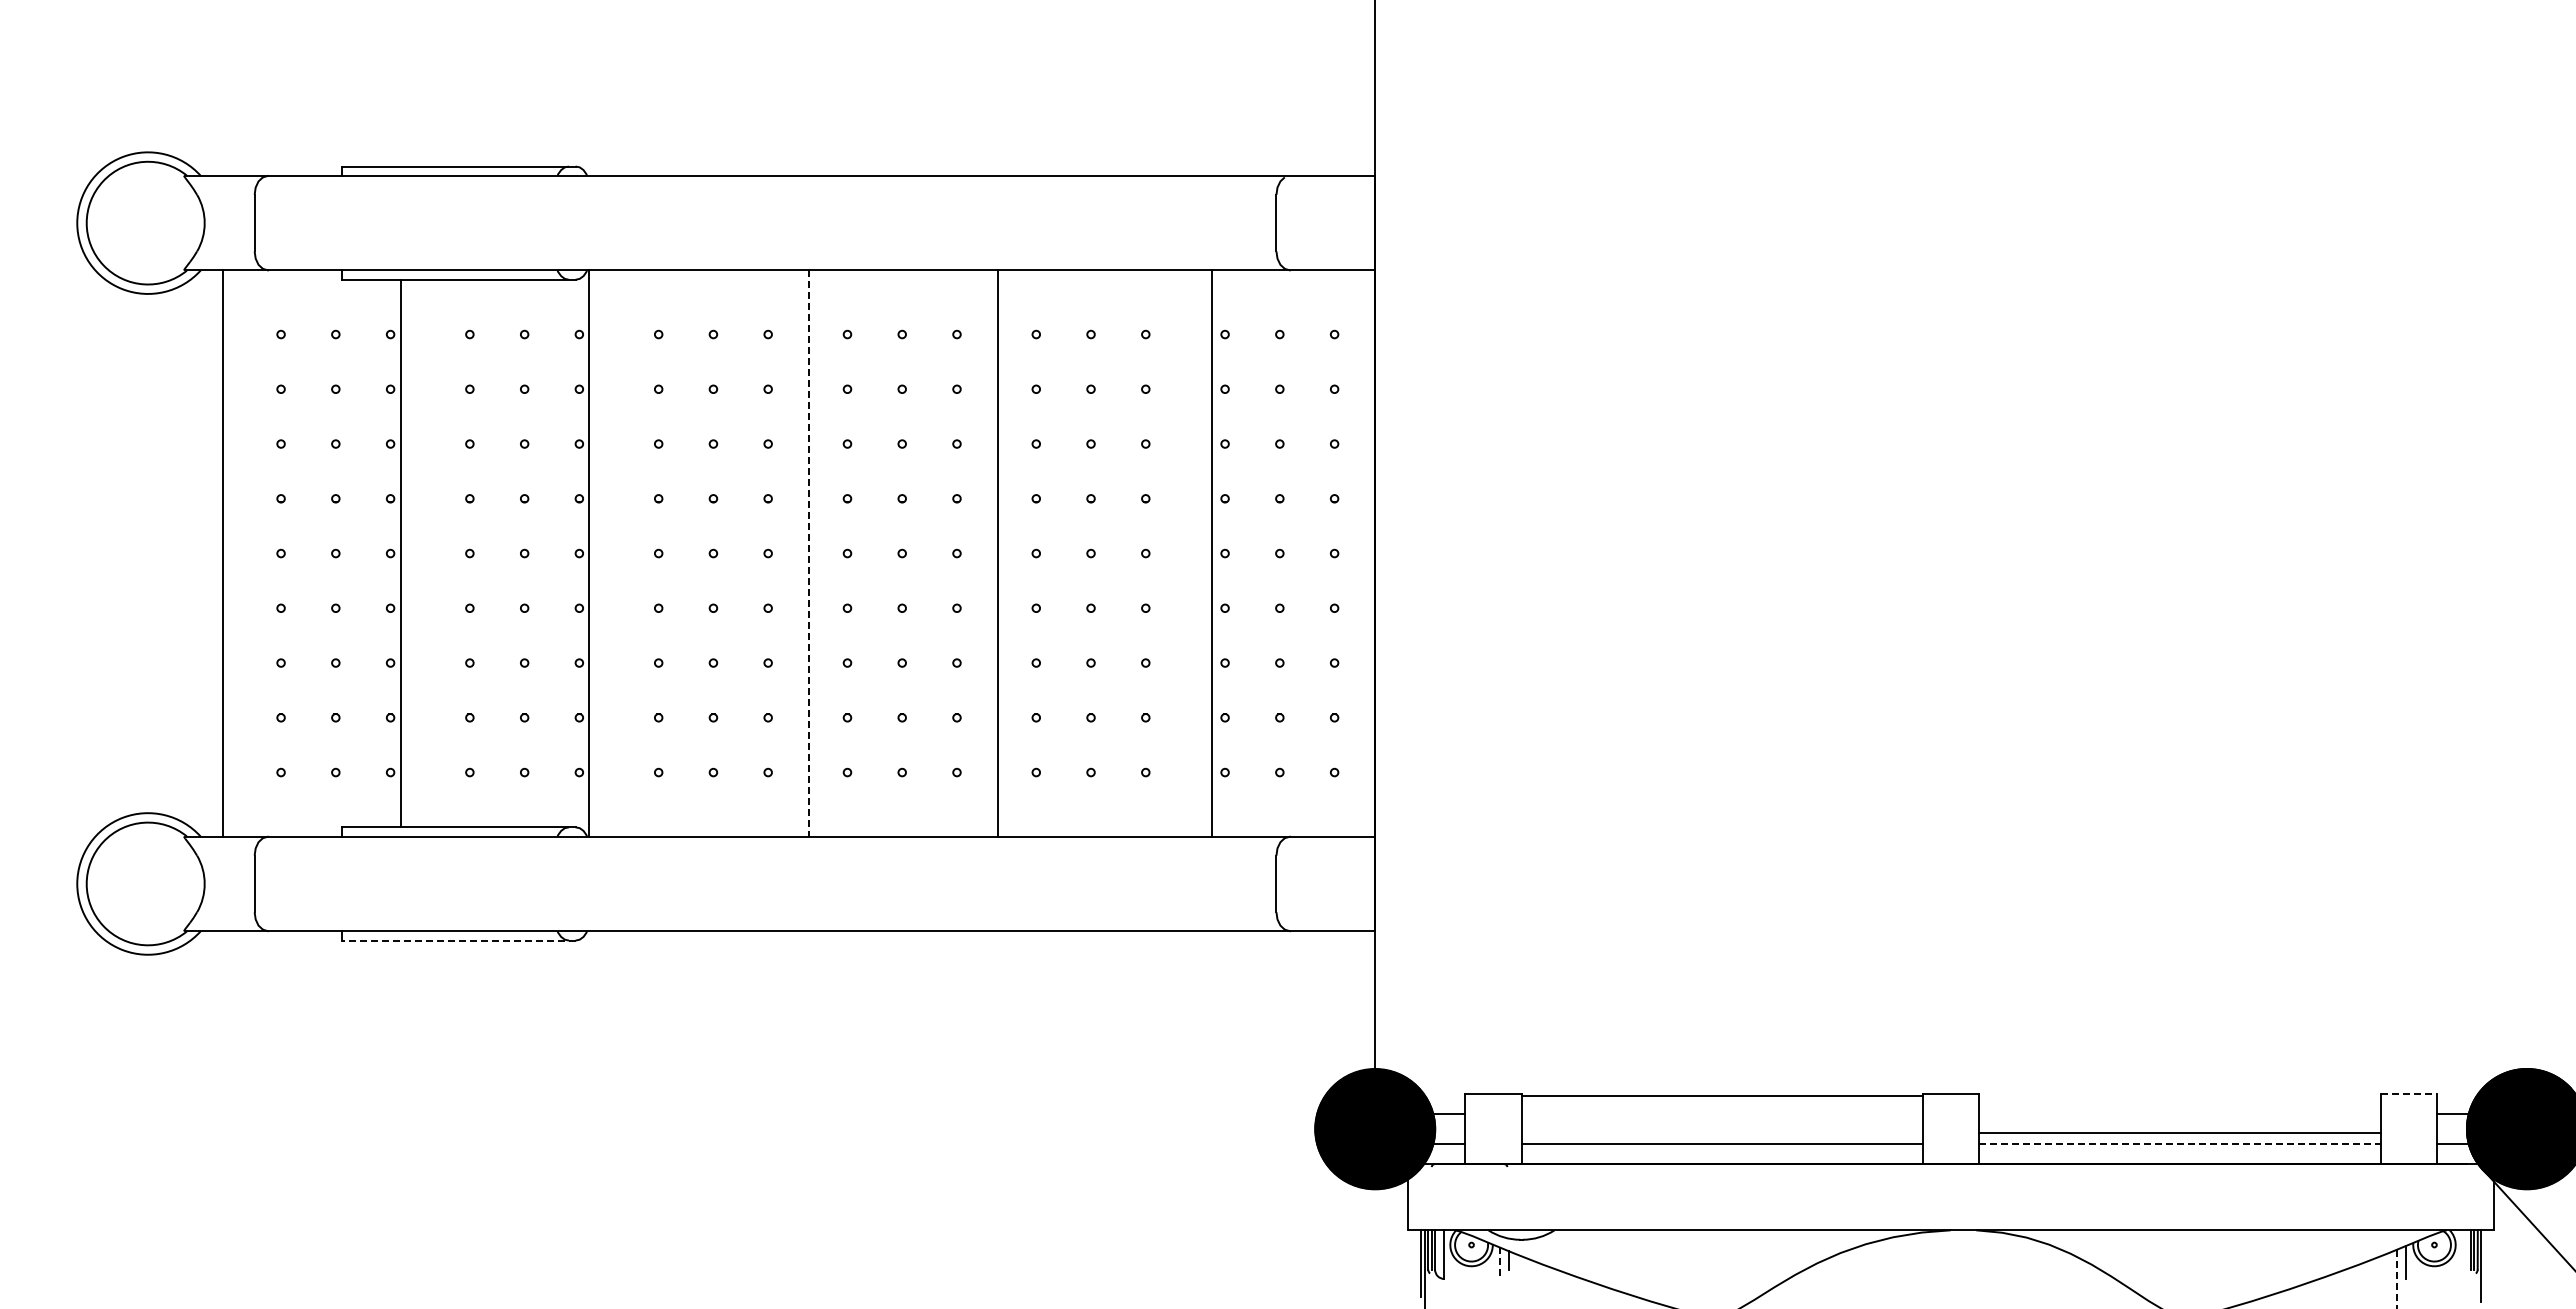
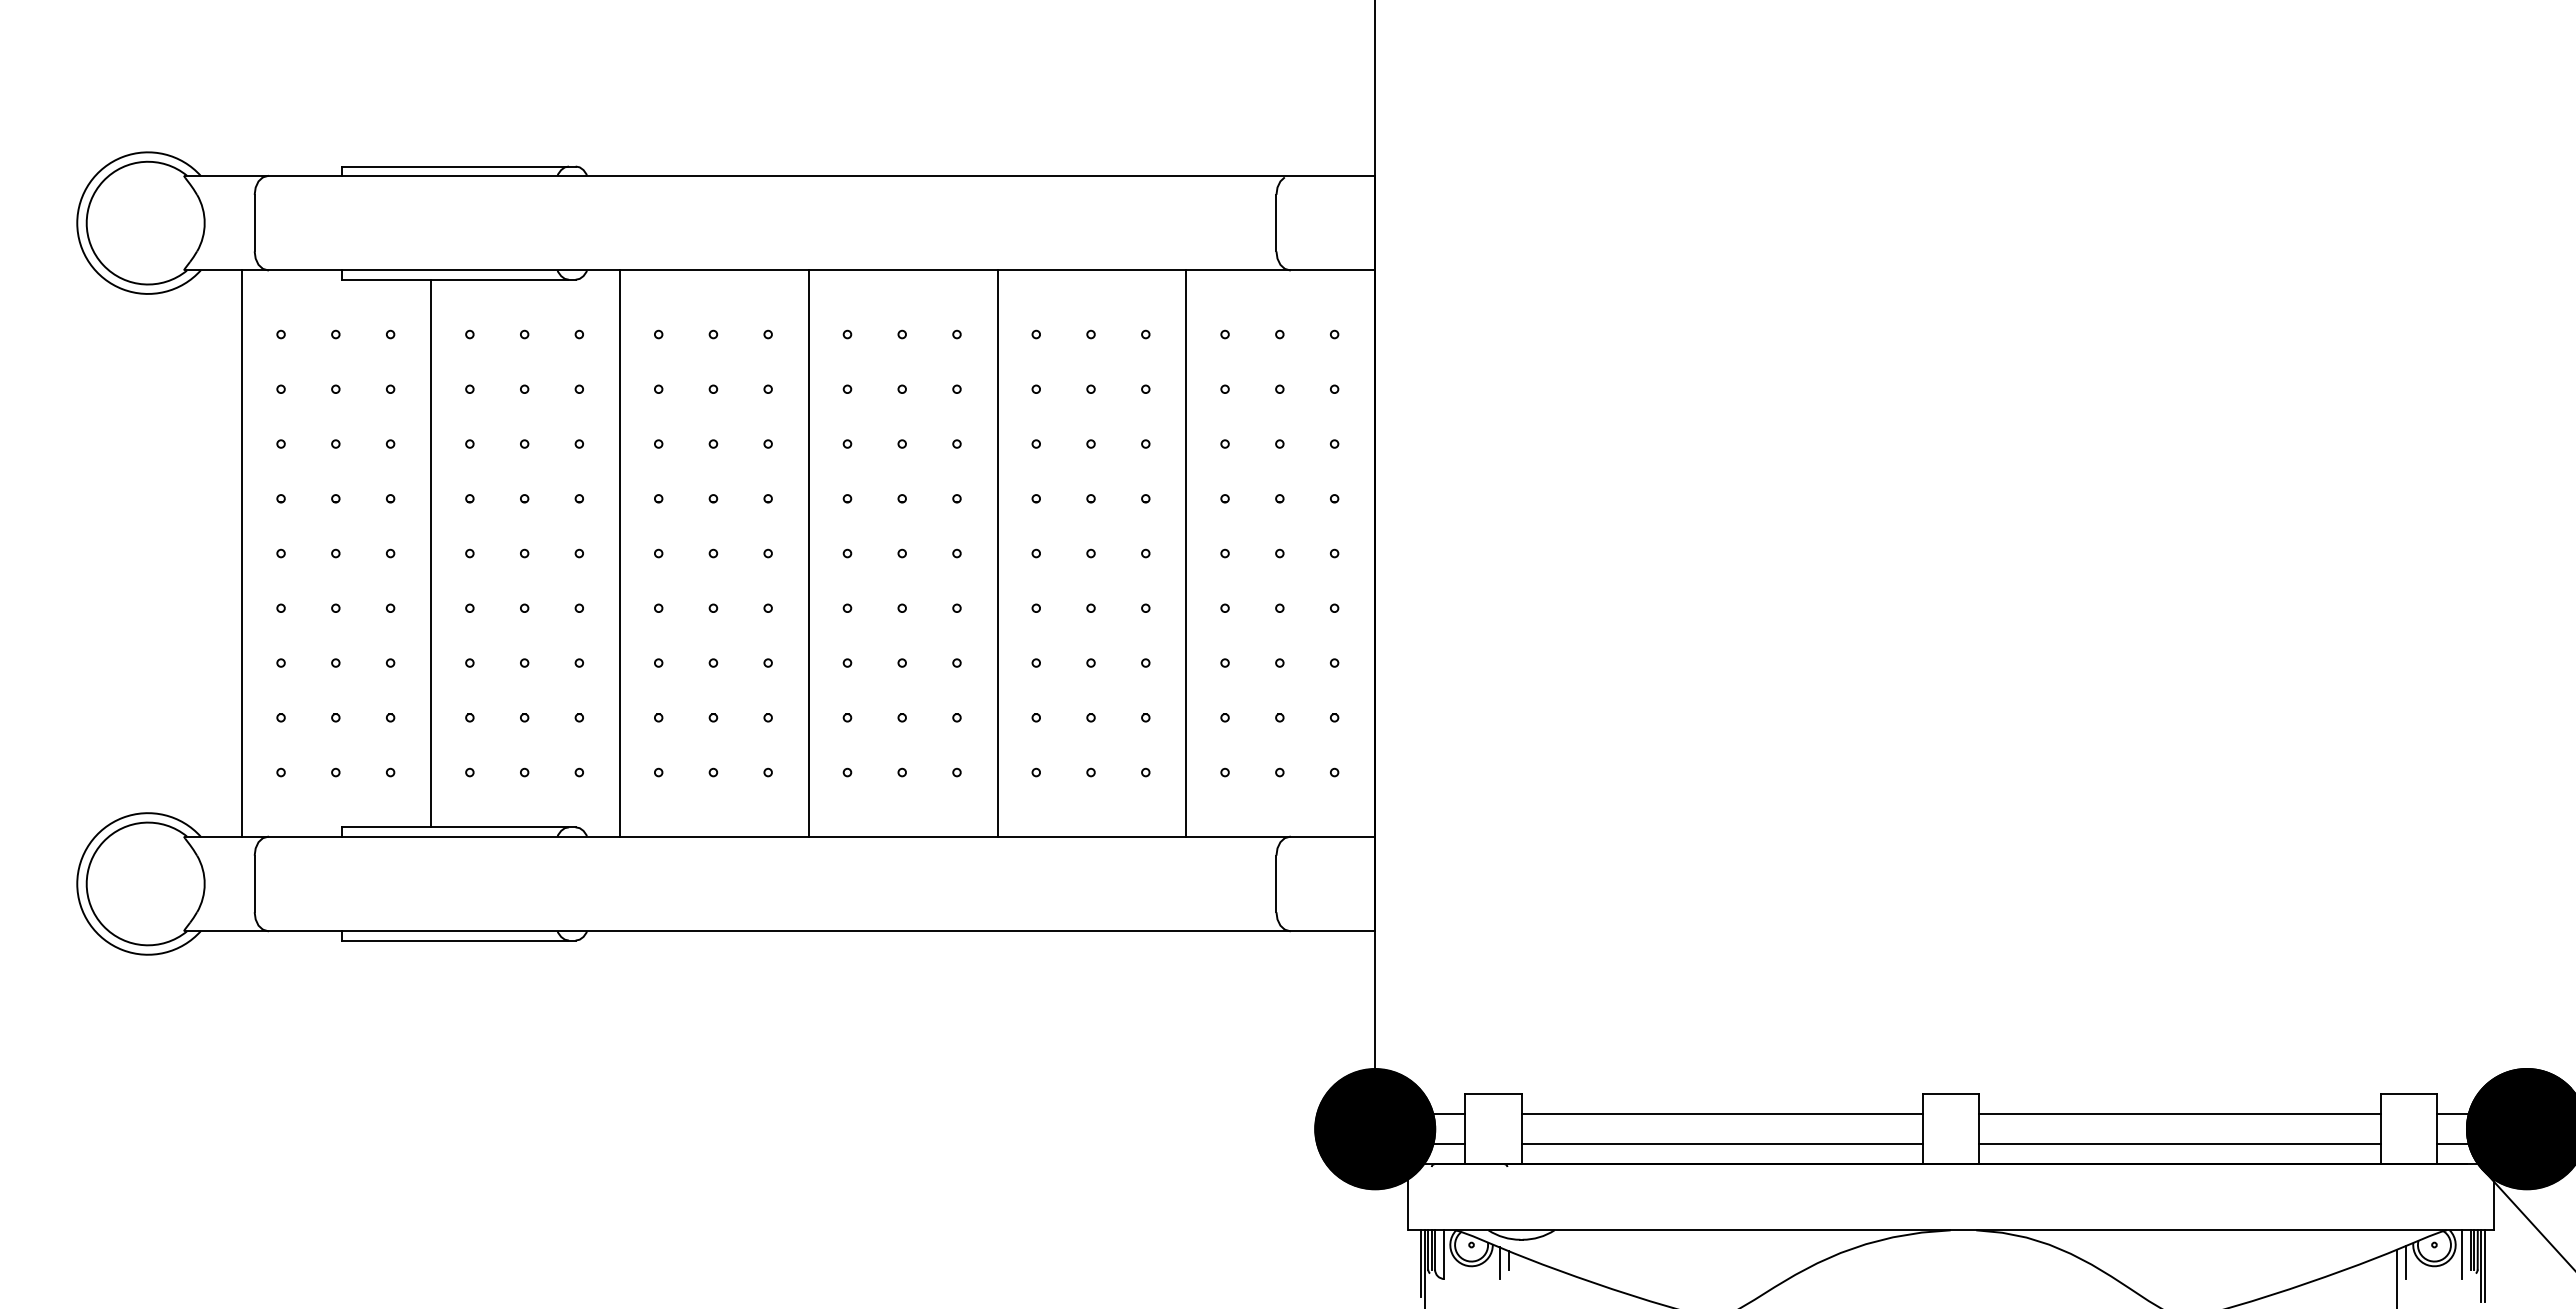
line position: (223, 553) -> (242, 553) (242, 553)
line position: (401, 553) -> (431, 553) (431, 553)
line position: (589, 553) -> (620, 553) (620, 553)
line position: (1212, 553) -> (1186, 553) (1186, 553)
line: dashed -> solid (808, 554)
line: dashed -> solid (458, 940)
line: dashed -> solid (2409, 1093)
line position: (1721, 1095) -> (1721, 1113) (1721, 1113)
line position: (2179, 1132) -> (2179, 1113) (2179, 1113)
line: dashed -> solid (2179, 1144)
line: none -> present (2461, 1254)
line: dashed -> solid (1499, 1263)
line: none -> present (2484, 1266)
line: dashed -> solid (2396, 1279)
